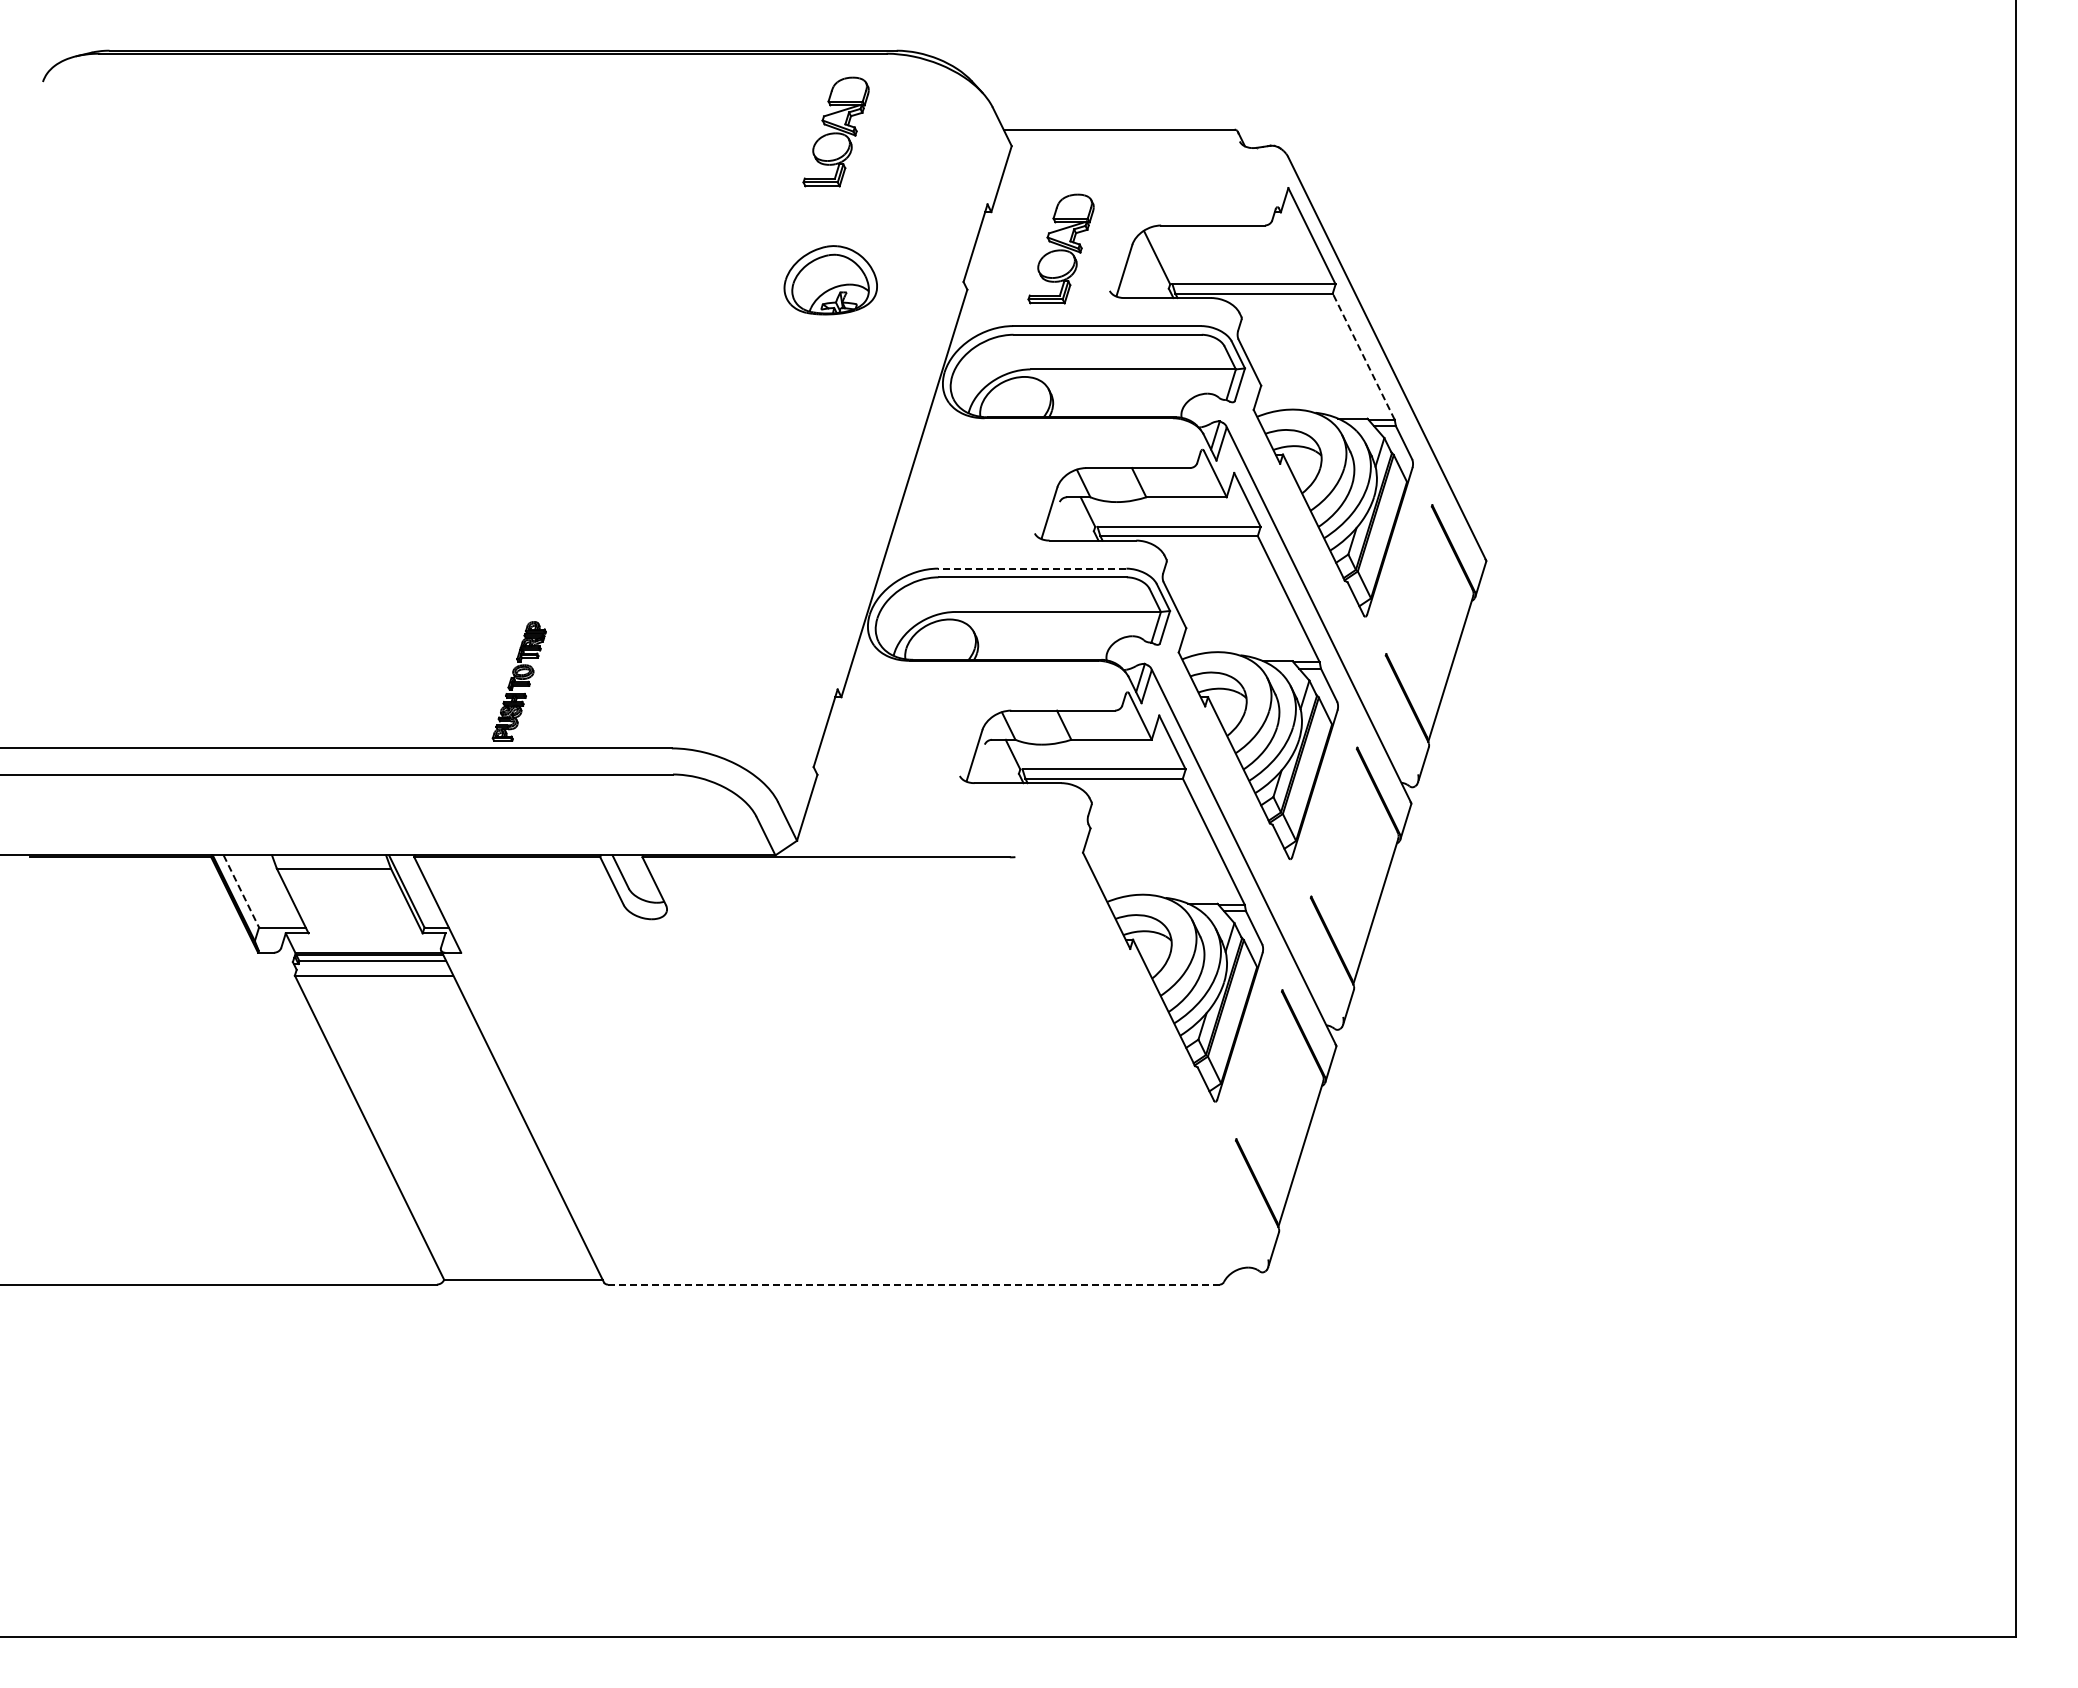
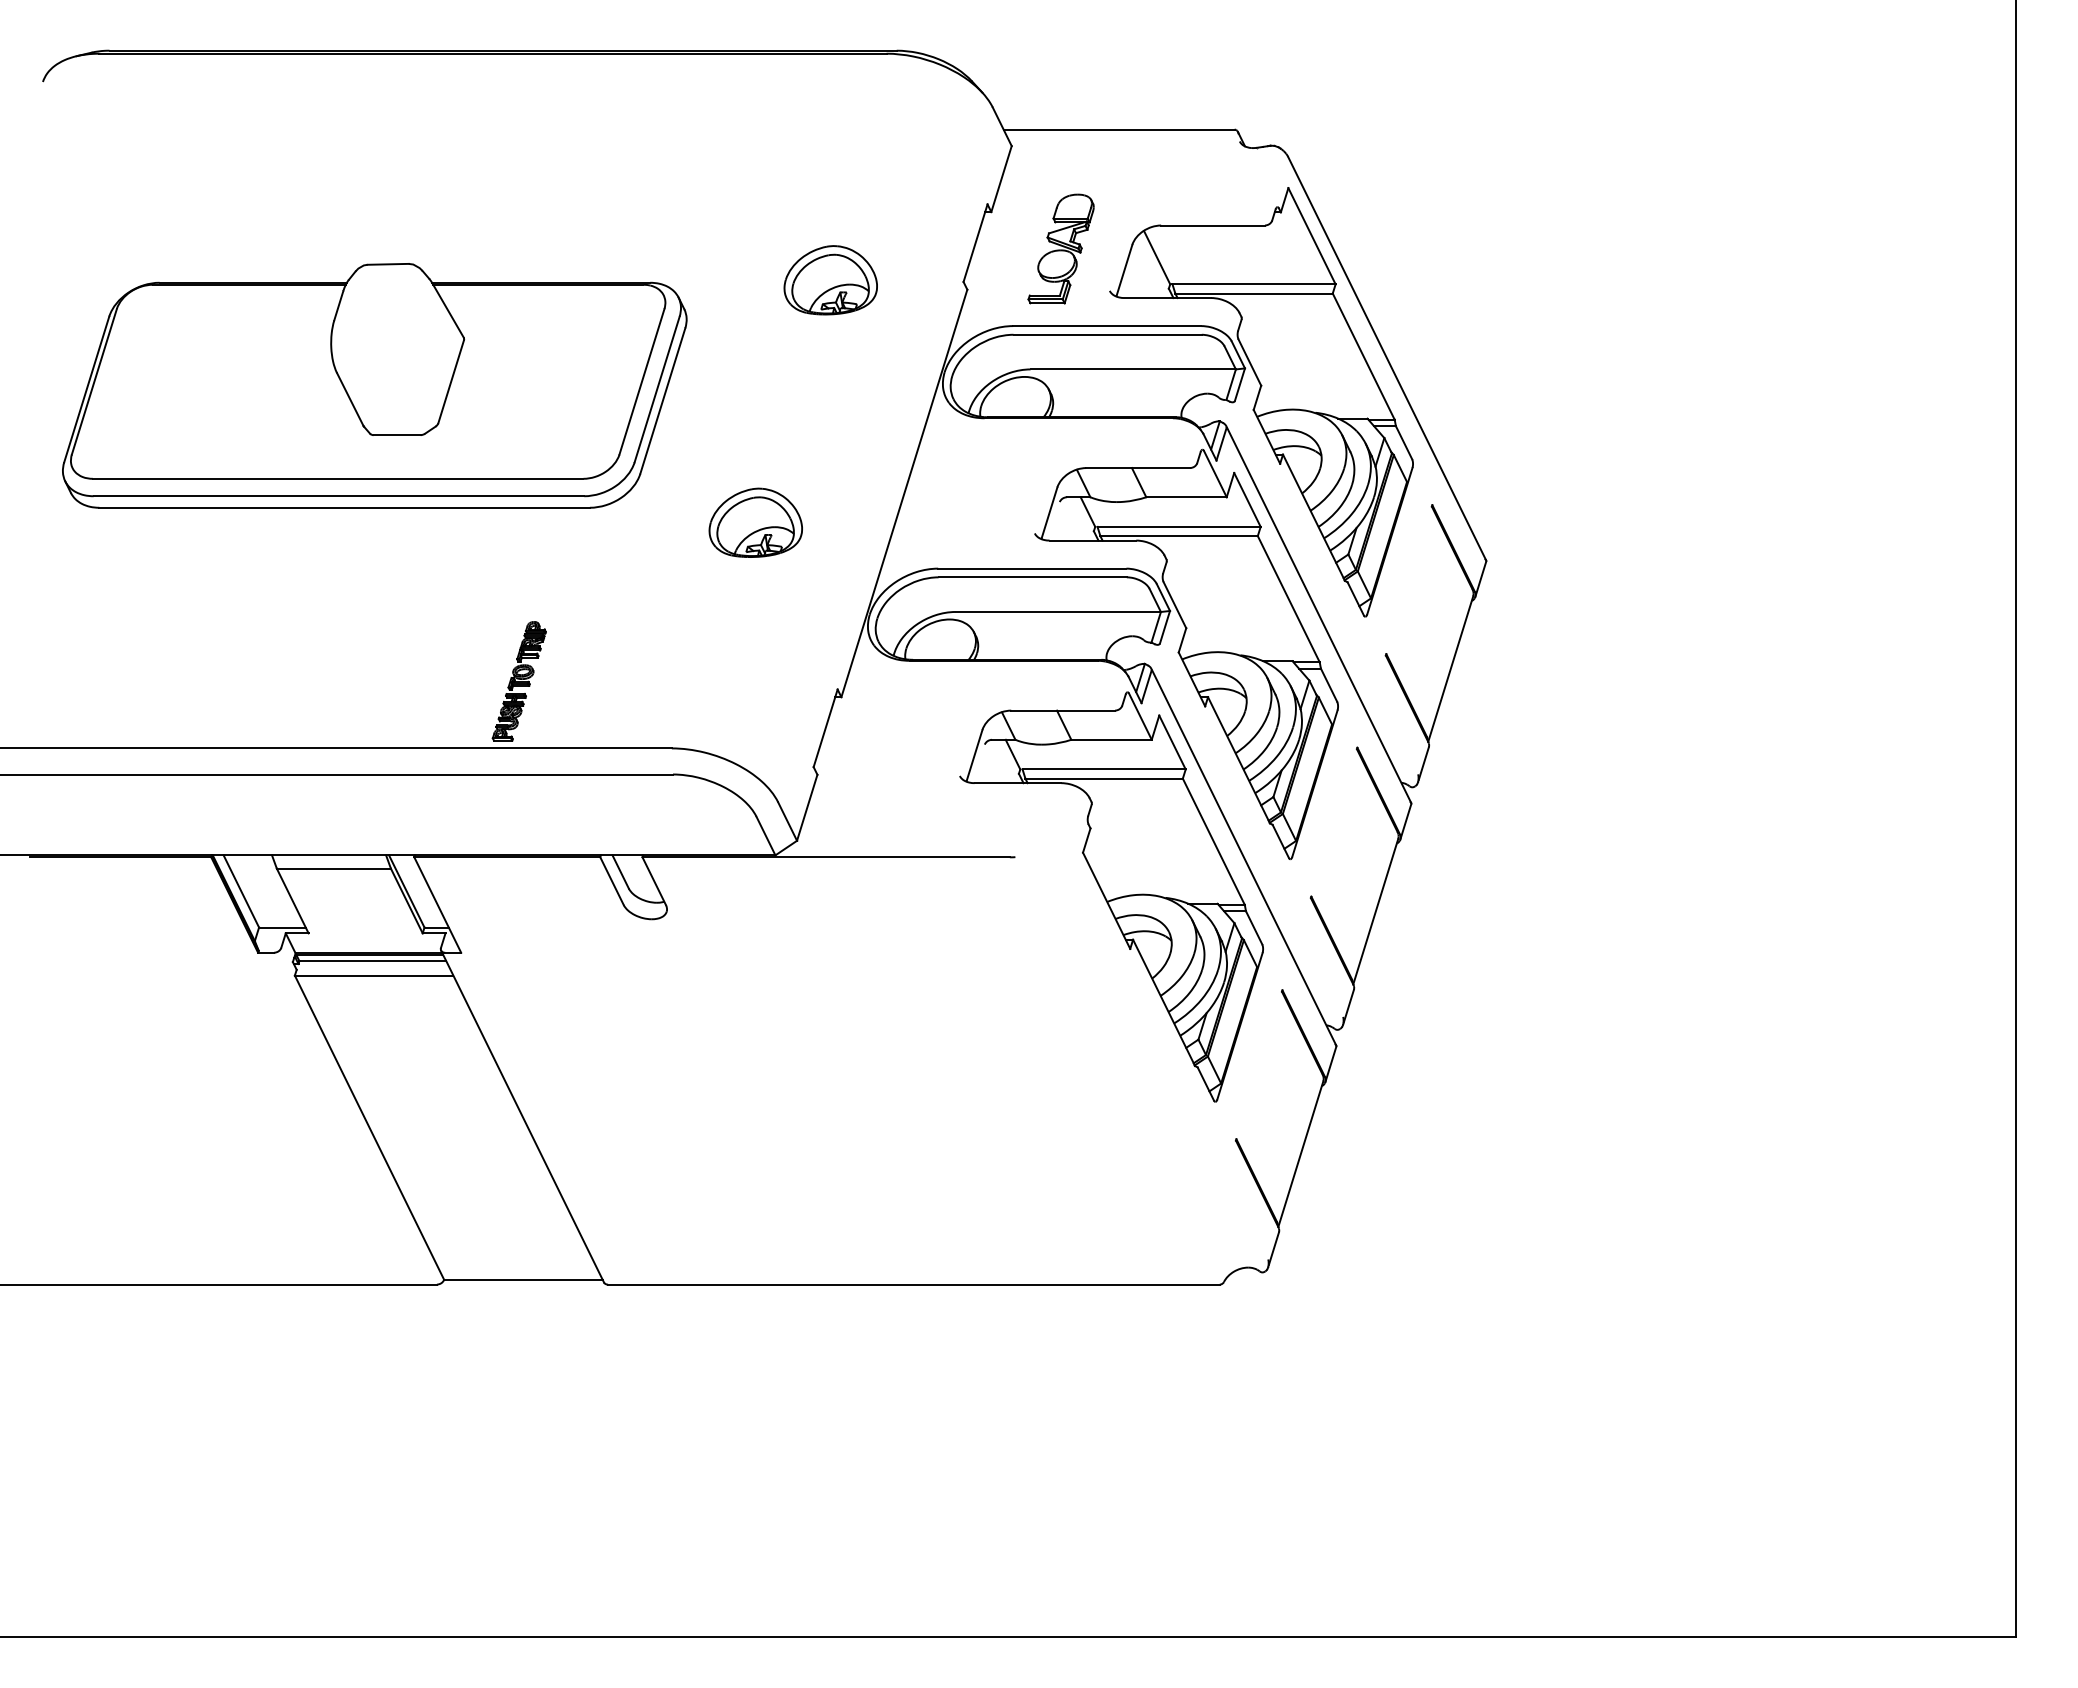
part: present -> none (835, 131)
line: dashed -> solid (1363, 356)
part: none -> present (374, 385)
part: none -> present (755, 522)
line: dashed -> solid (1031, 568)
line: dashed -> solid (241, 891)
line: dashed -> solid (913, 1284)
